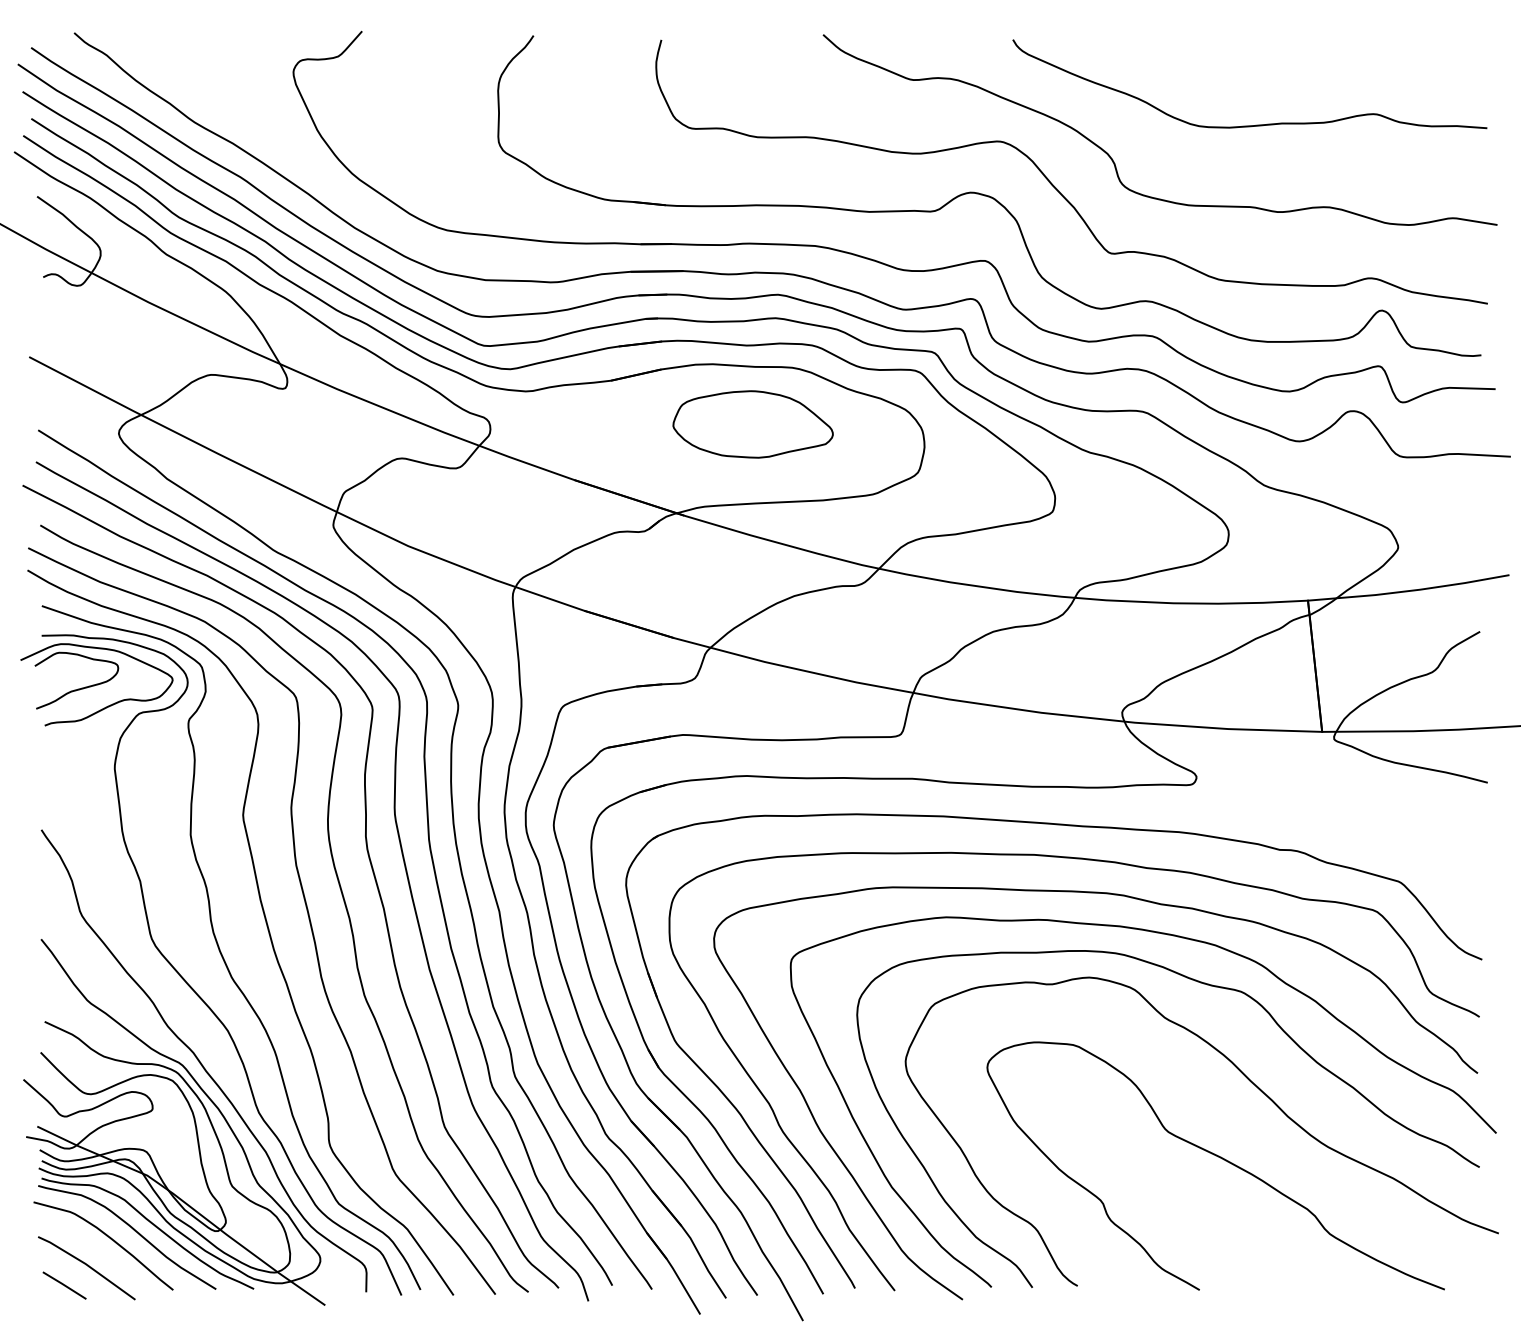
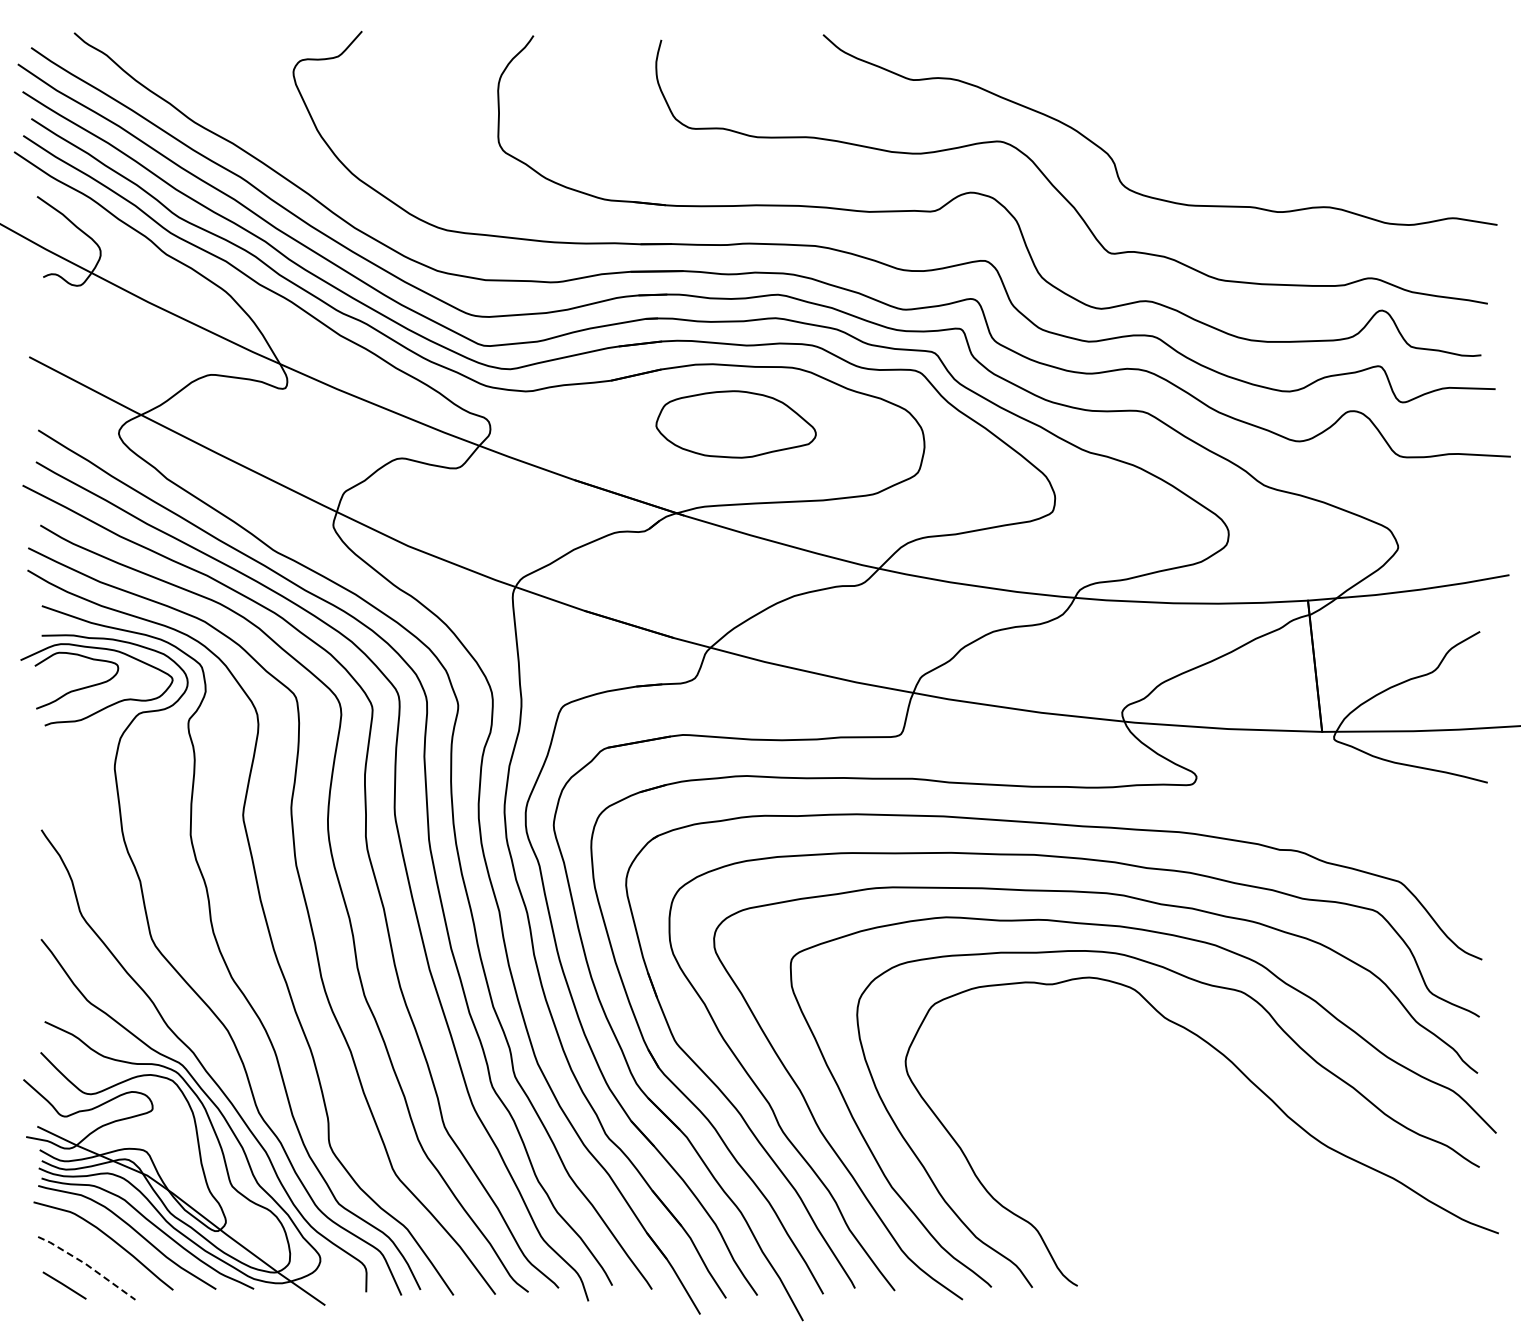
curve: present -> none (1256, 124)
part position: (752, 424) -> (735, 424) (735, 424)
curve: present -> none (1218, 1157)
line: solid -> dashed (87, 1265)
